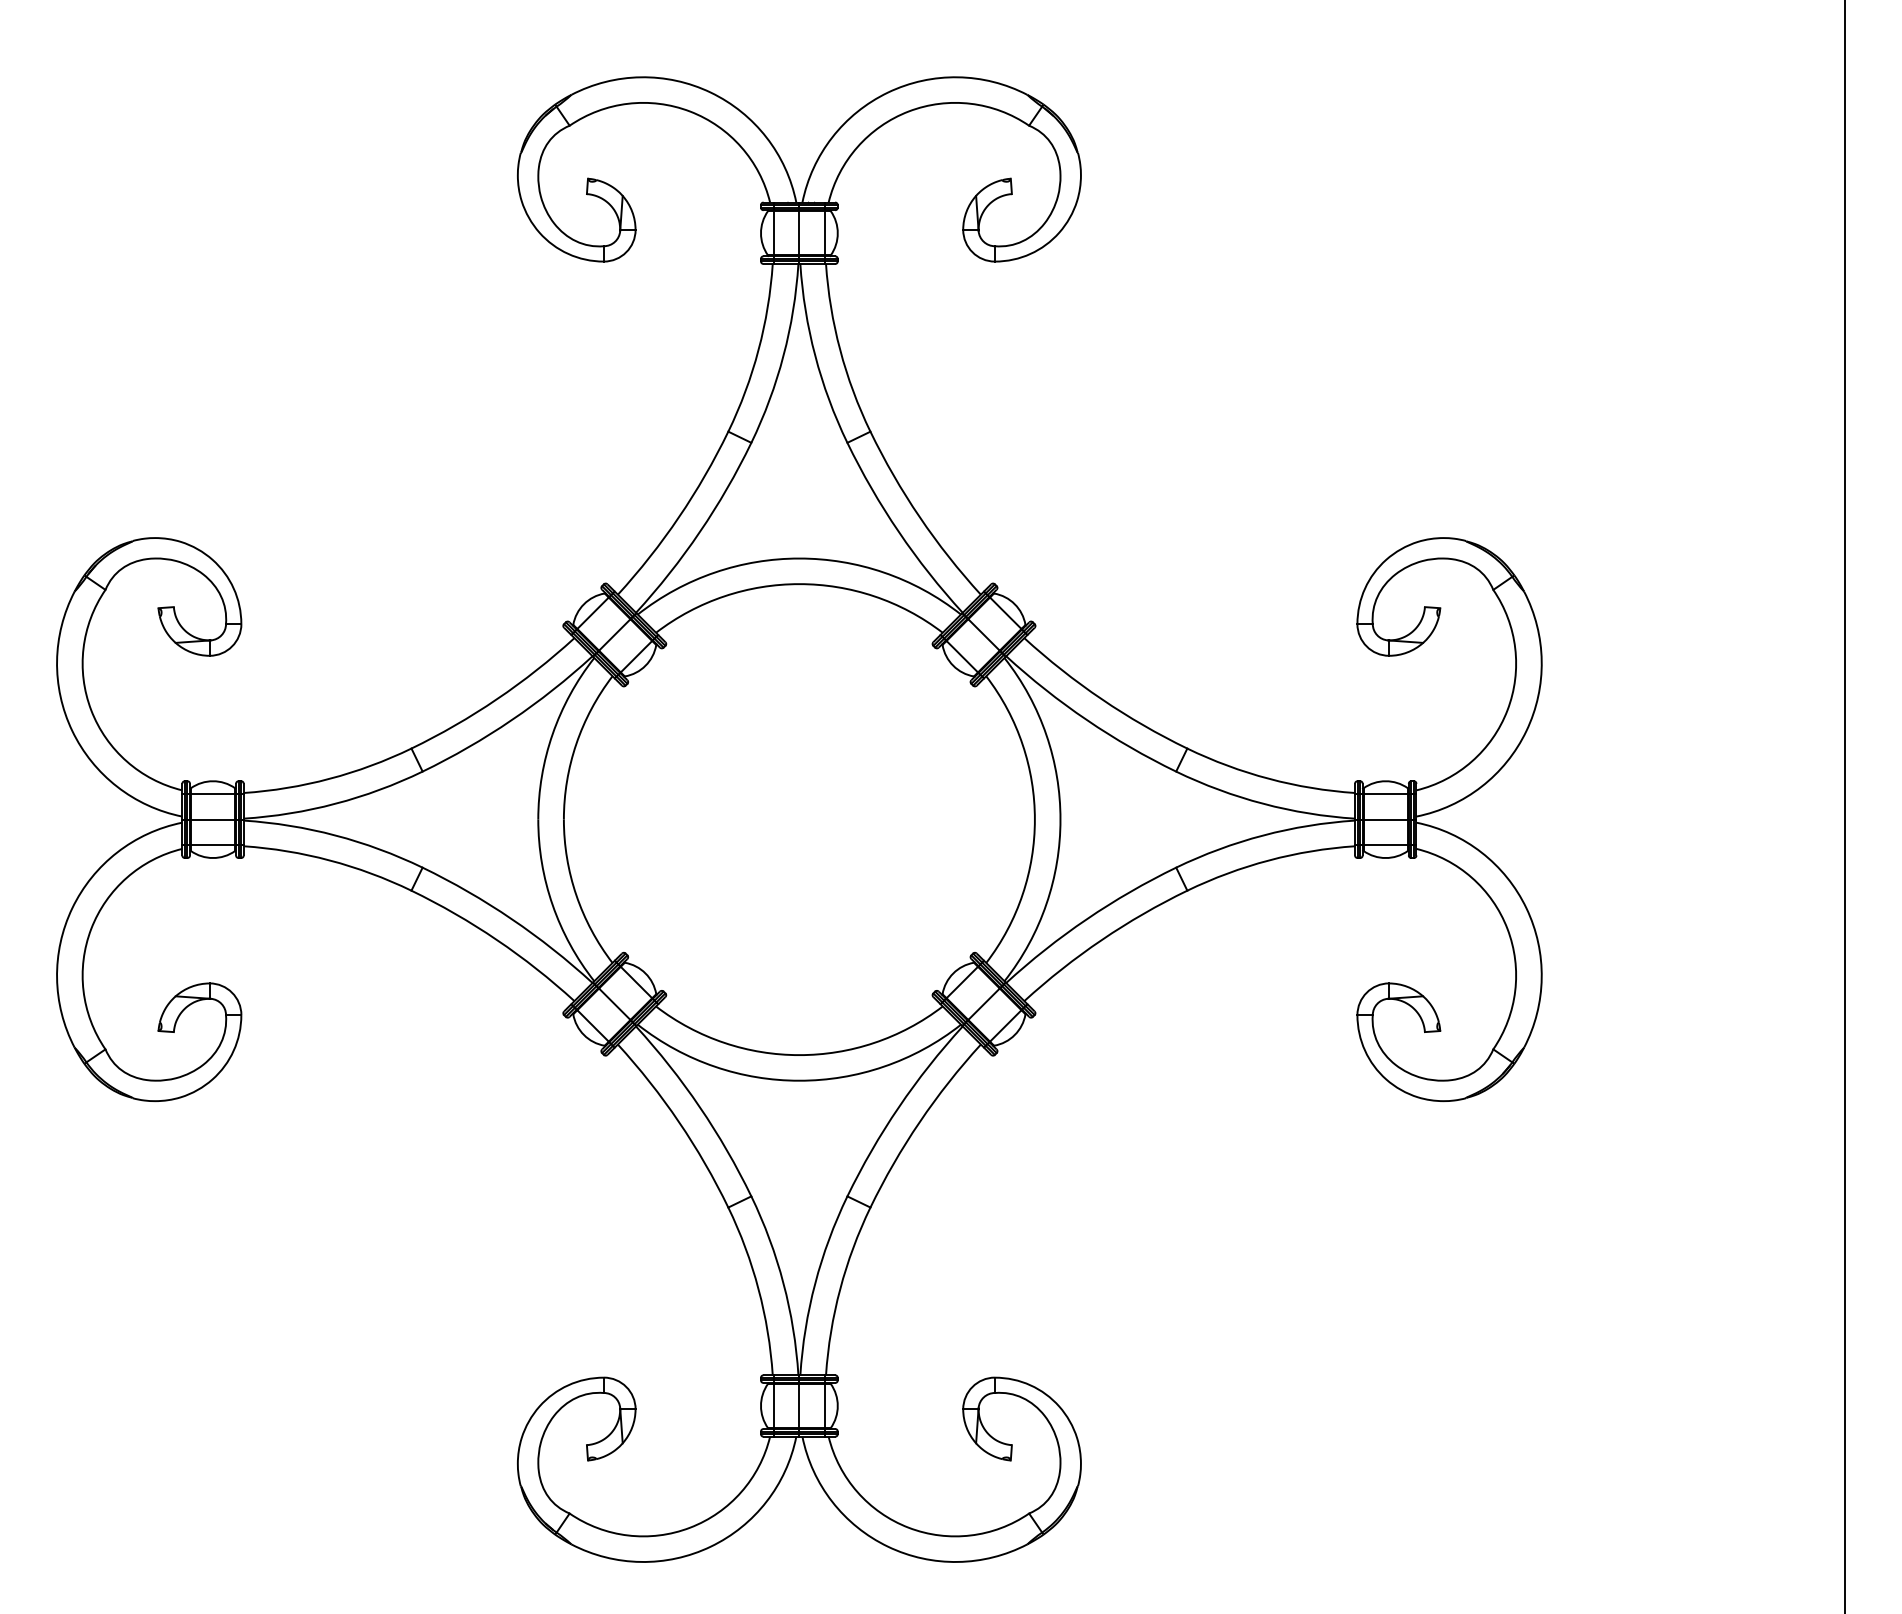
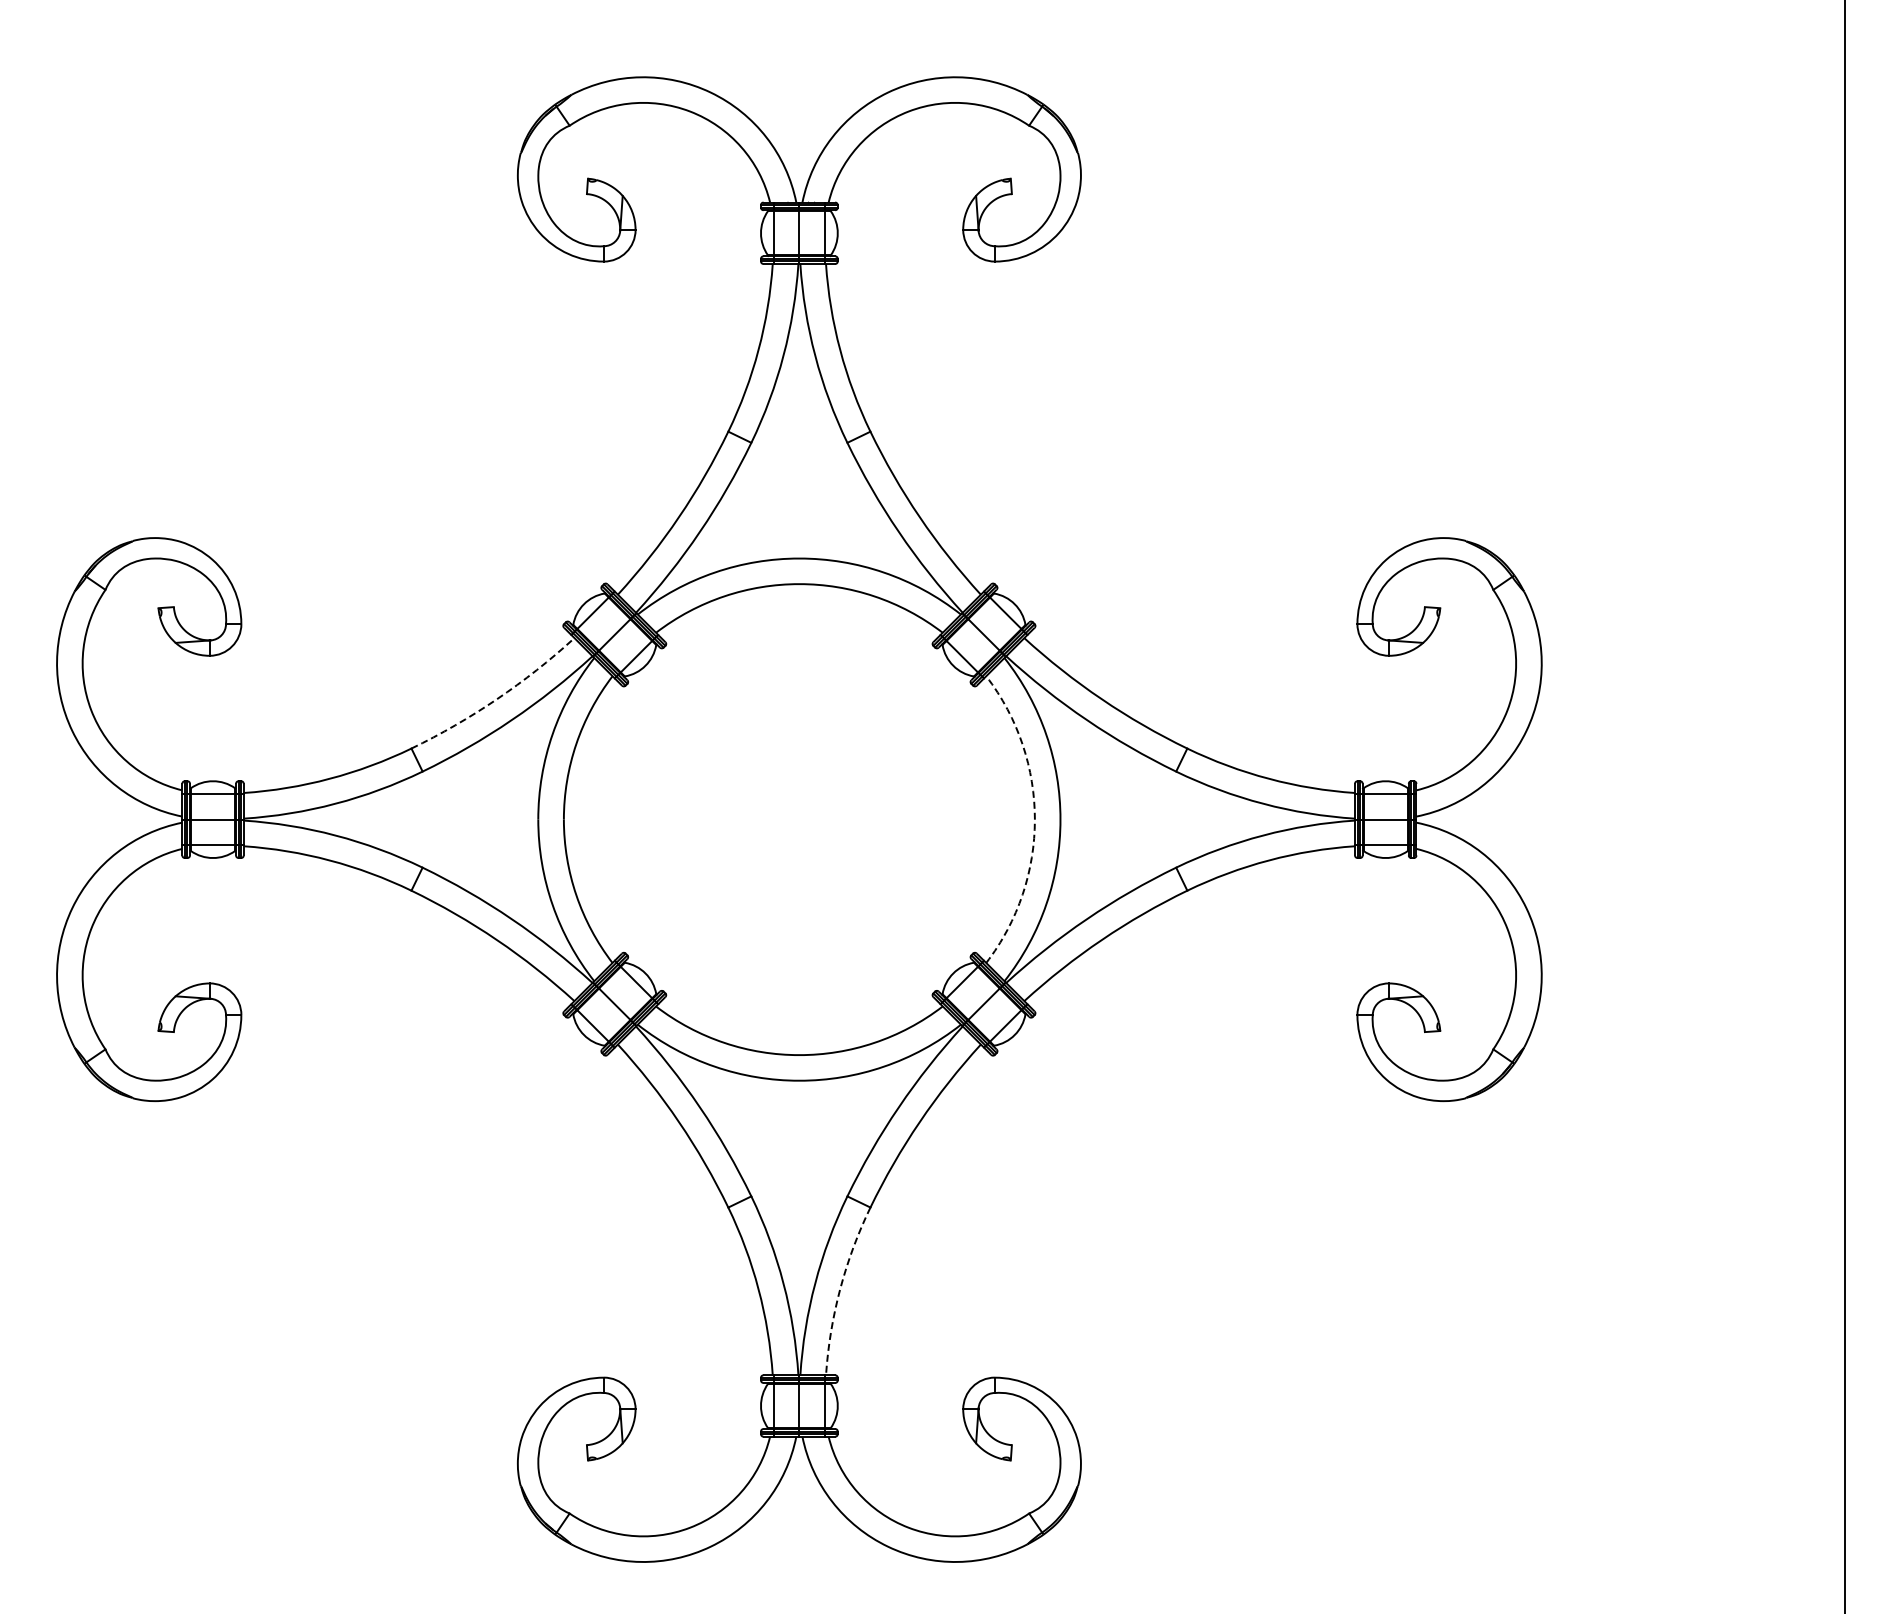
arc: solid -> dashed (496, 699)
arc: solid -> dashed (1034, 819)
arc: solid -> dashed (840, 1289)
